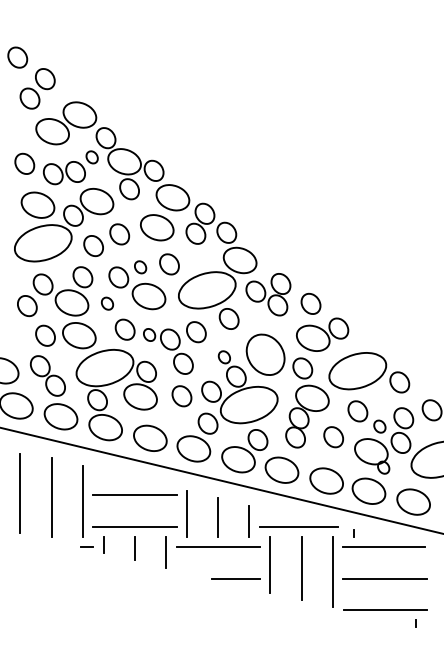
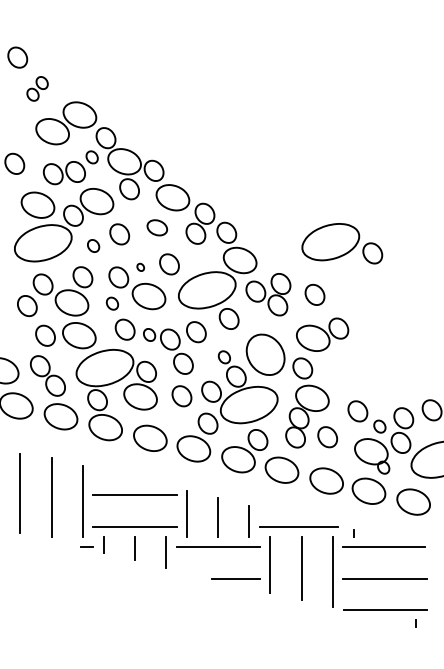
part size: 37x42 px -> 23x26 px (37, 88)
part position: (24, 163) -> (14, 163) (14, 163)
part size: 35x28 px -> 23x18 px (157, 227)
part size: 21x22 px -> 14x14 px (93, 245)
part size: 14x15 px -> 9x10 px (140, 266)
part position: (107, 303) -> (112, 303) (112, 303)
part position: (310, 303) -> (314, 294) (314, 294)
part position: (369, 372) -> (342, 243) (342, 243)
part position: (333, 437) -> (327, 437) (327, 437)
line: present -> none (221, 480)
